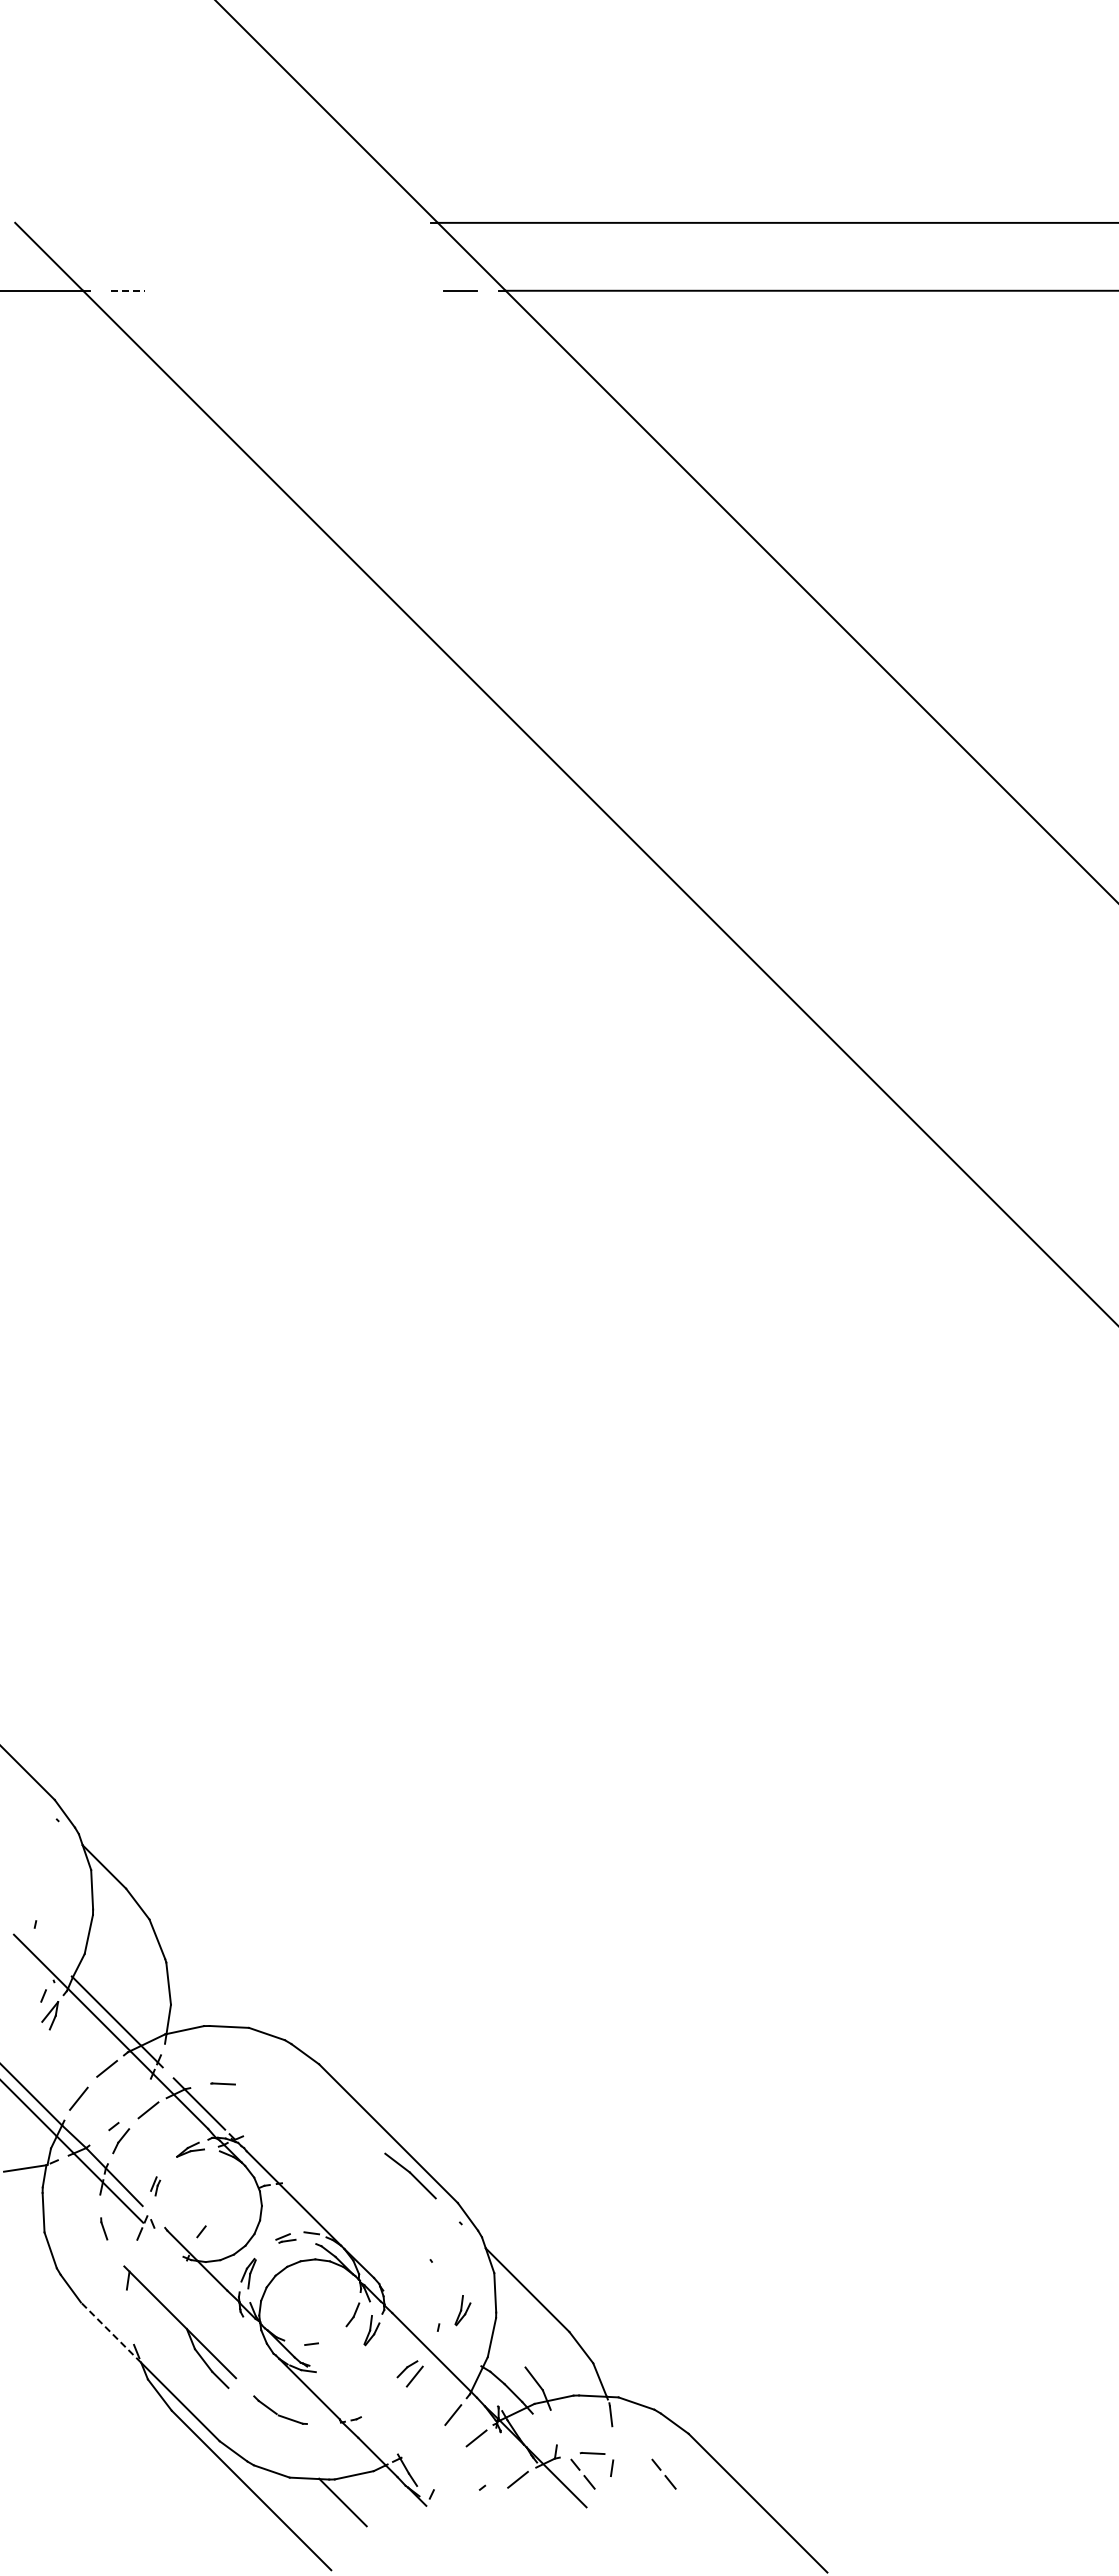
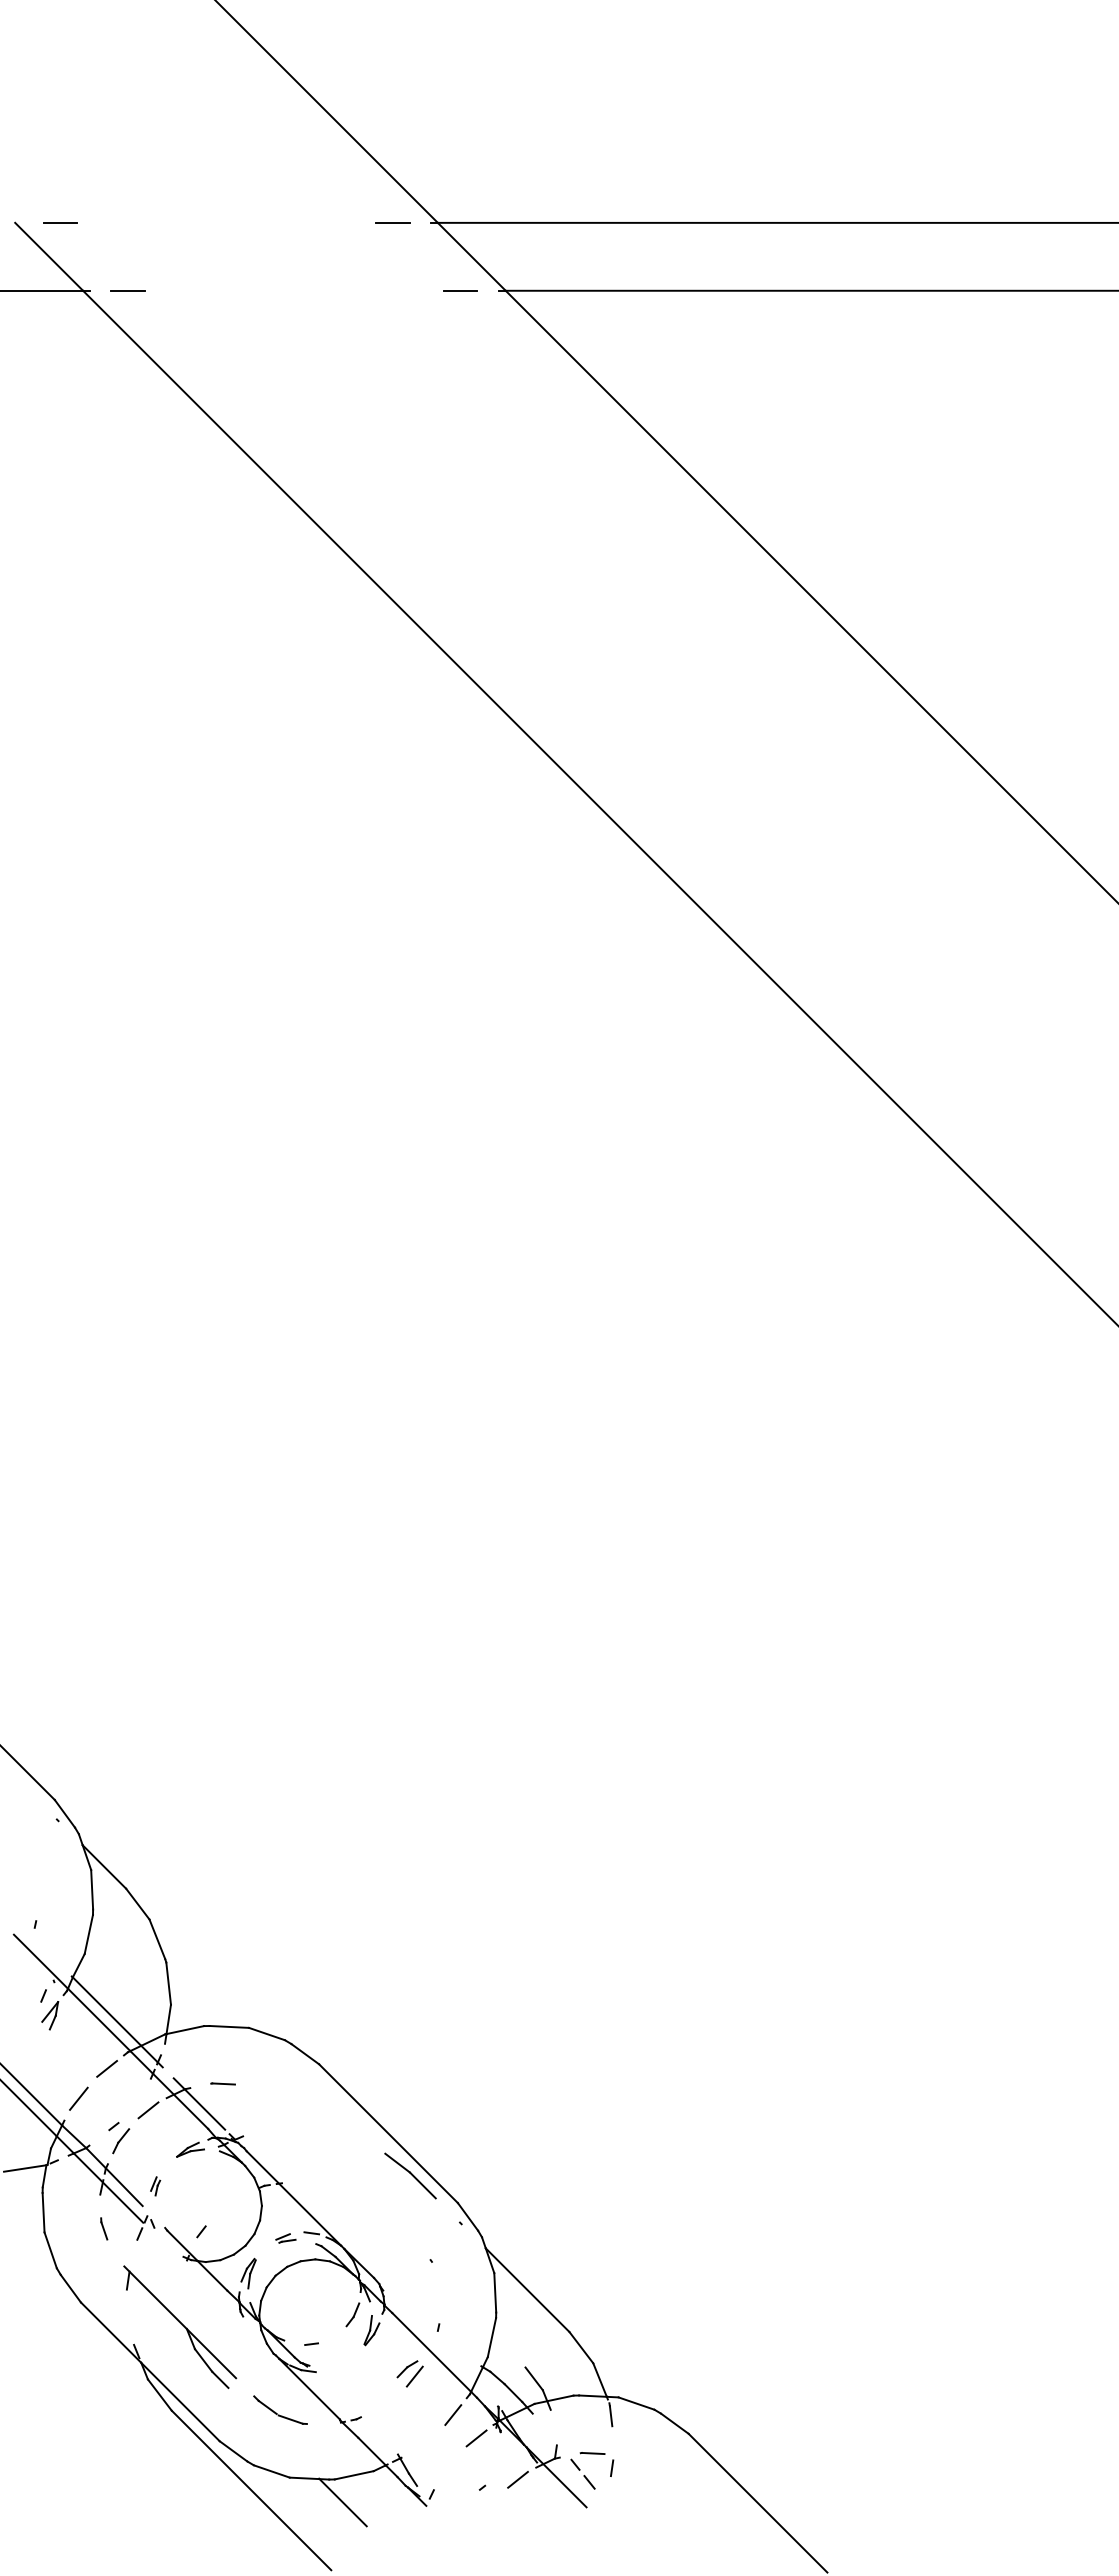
line: none -> present (60, 222)
line: none -> present (392, 222)
line: dashed -> solid (128, 290)
part: present -> none (462, 2310)
line: dashed -> solid (111, 2332)
line: present -> none (664, 2475)
